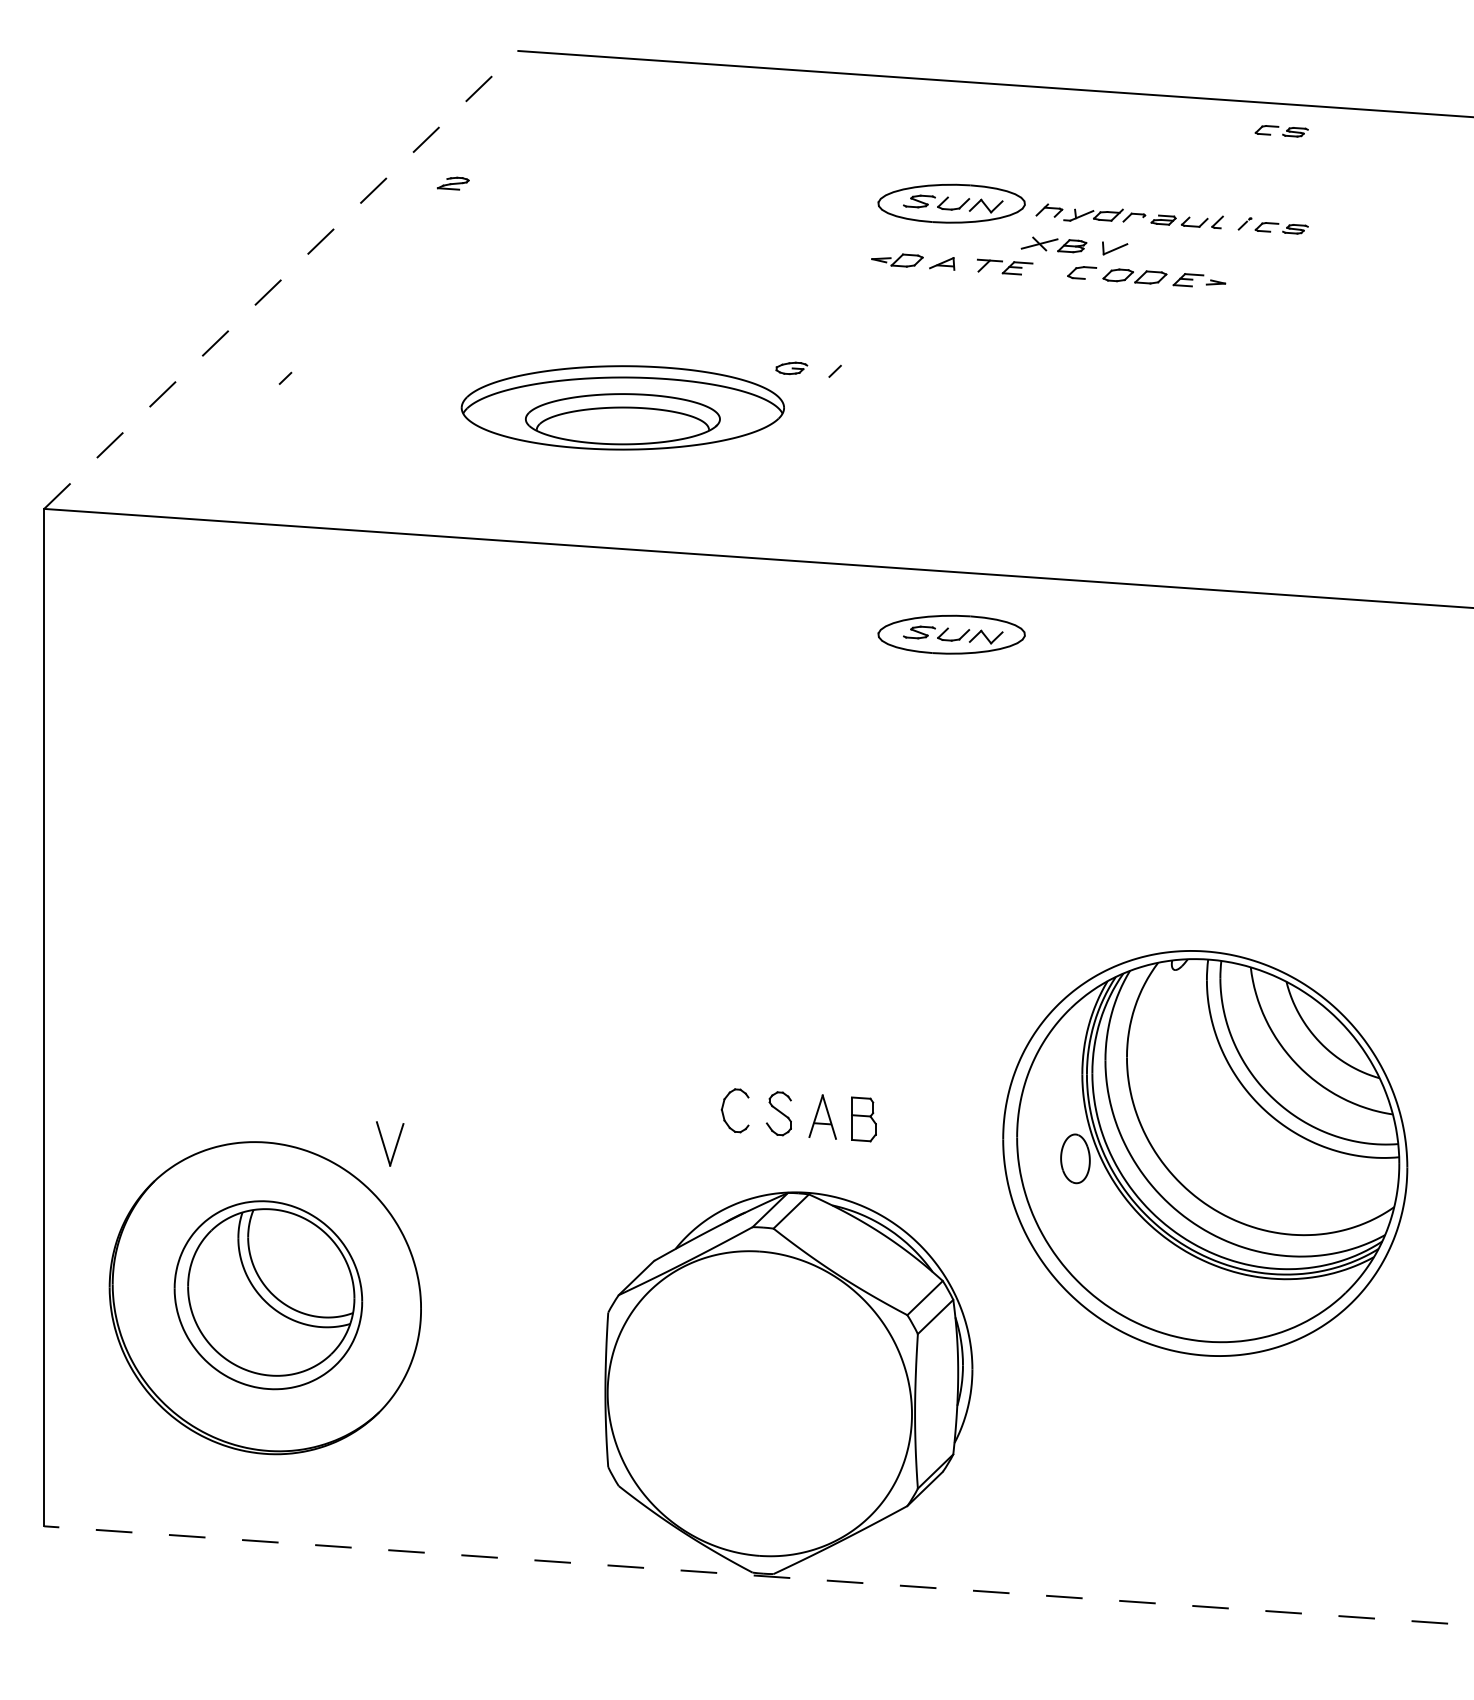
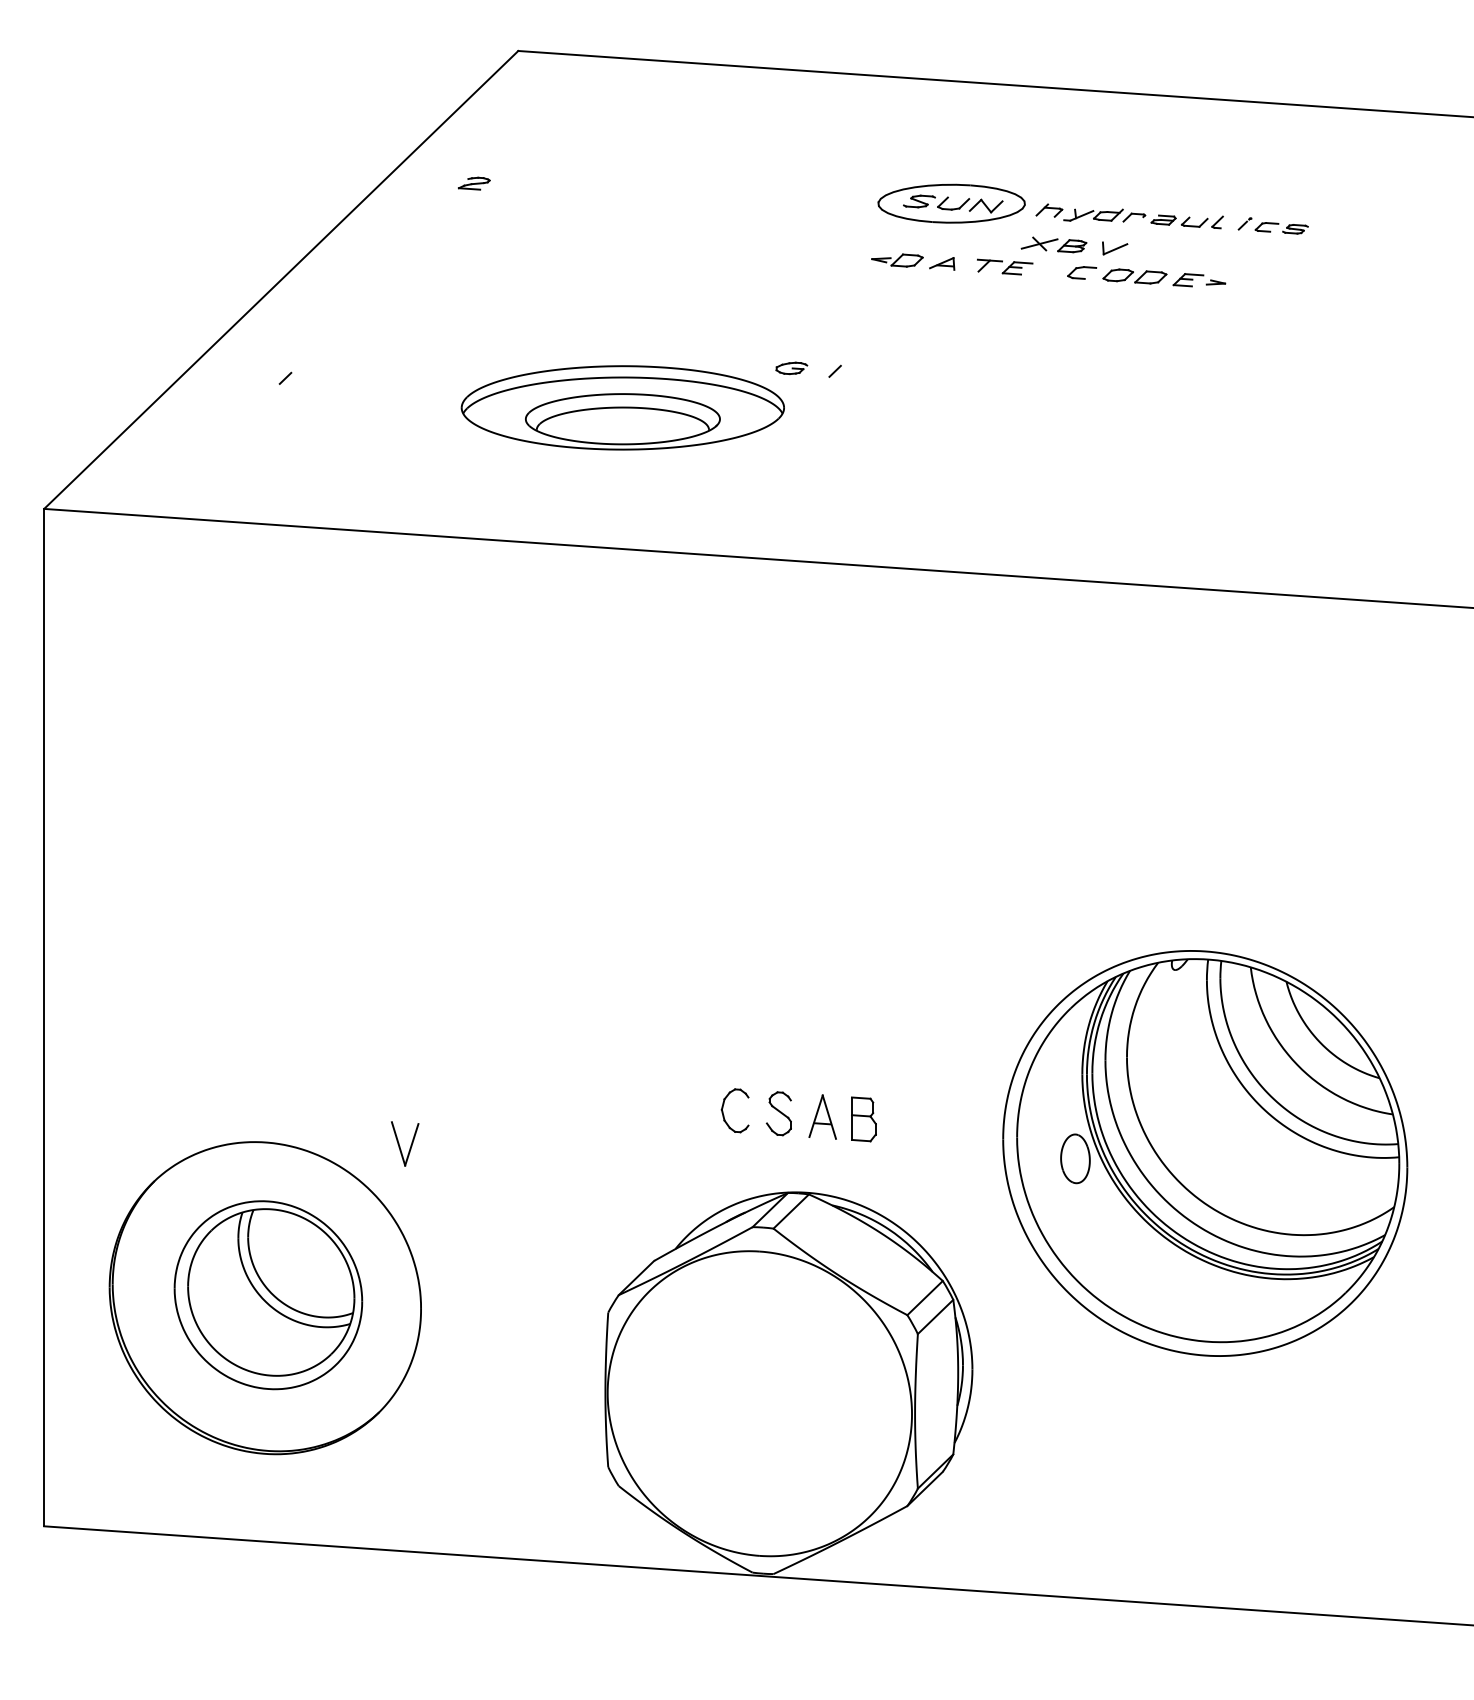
part: present -> none (1281, 131)
part position: (453, 183) -> (474, 183) (474, 183)
line: dashed -> solid (281, 279)
part: present -> none (951, 634)
part position: (390, 1143) -> (405, 1143) (405, 1143)
line: dashed -> solid (758, 1575)
